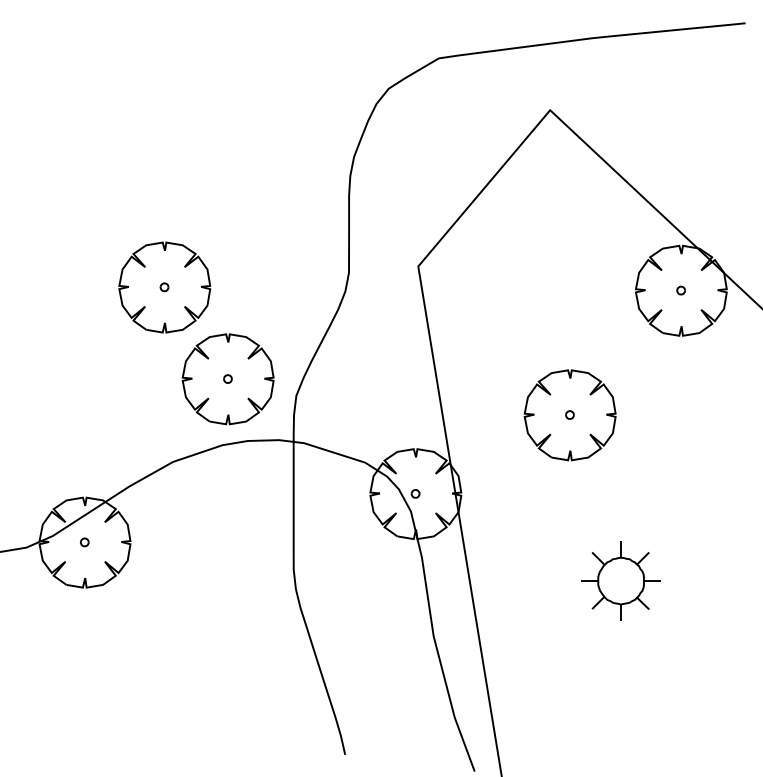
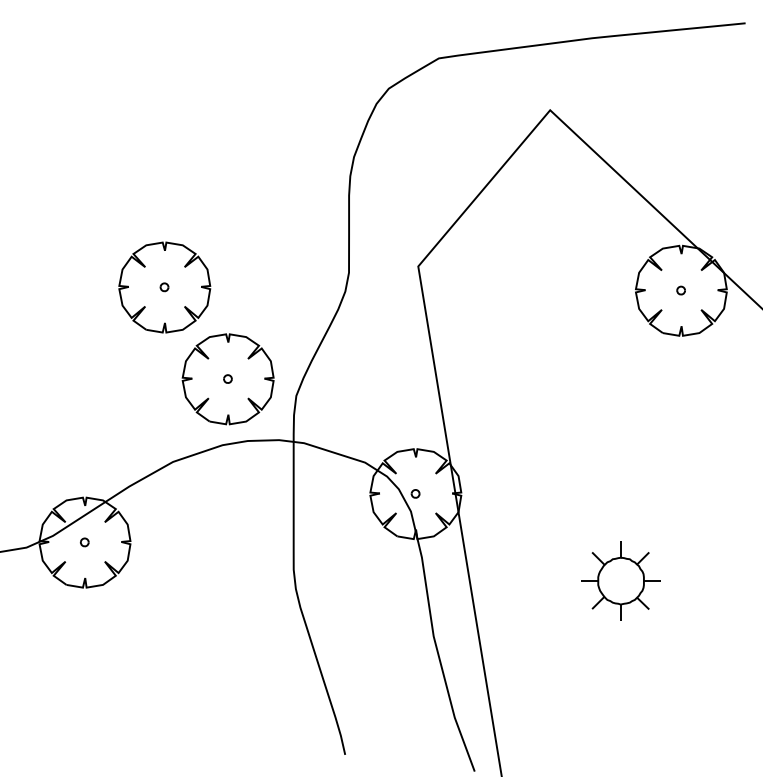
part: present -> none (569, 415)
